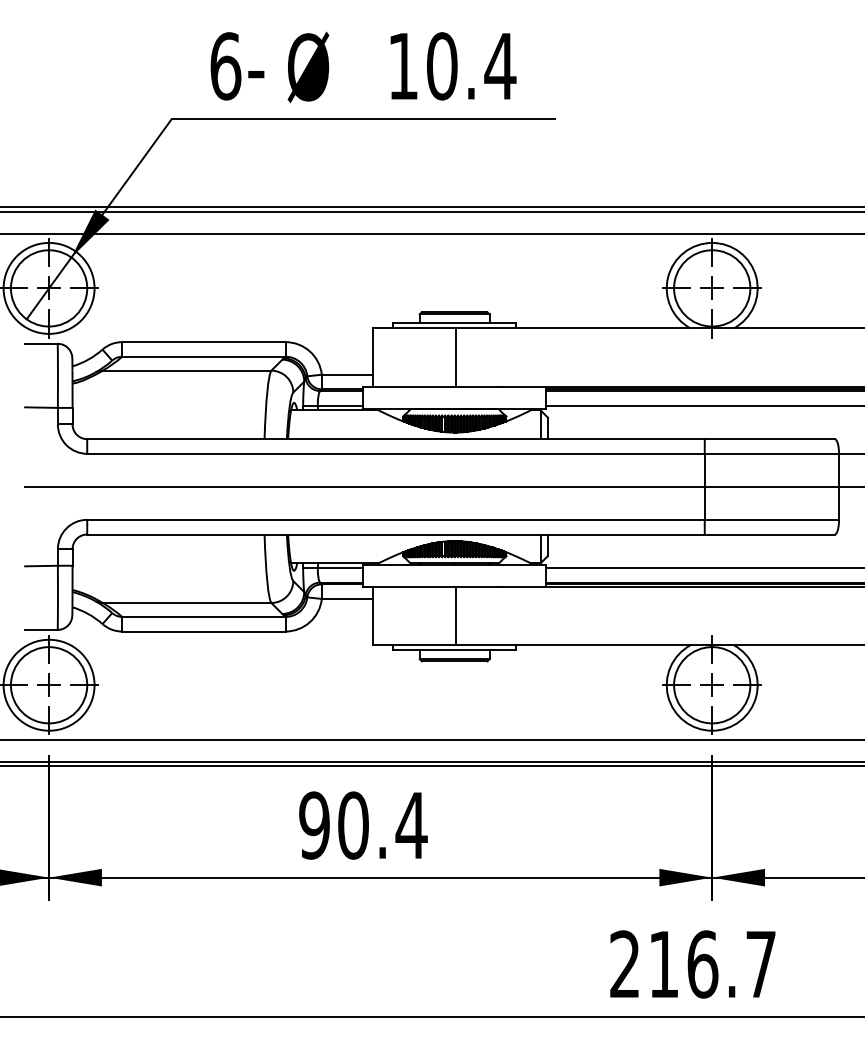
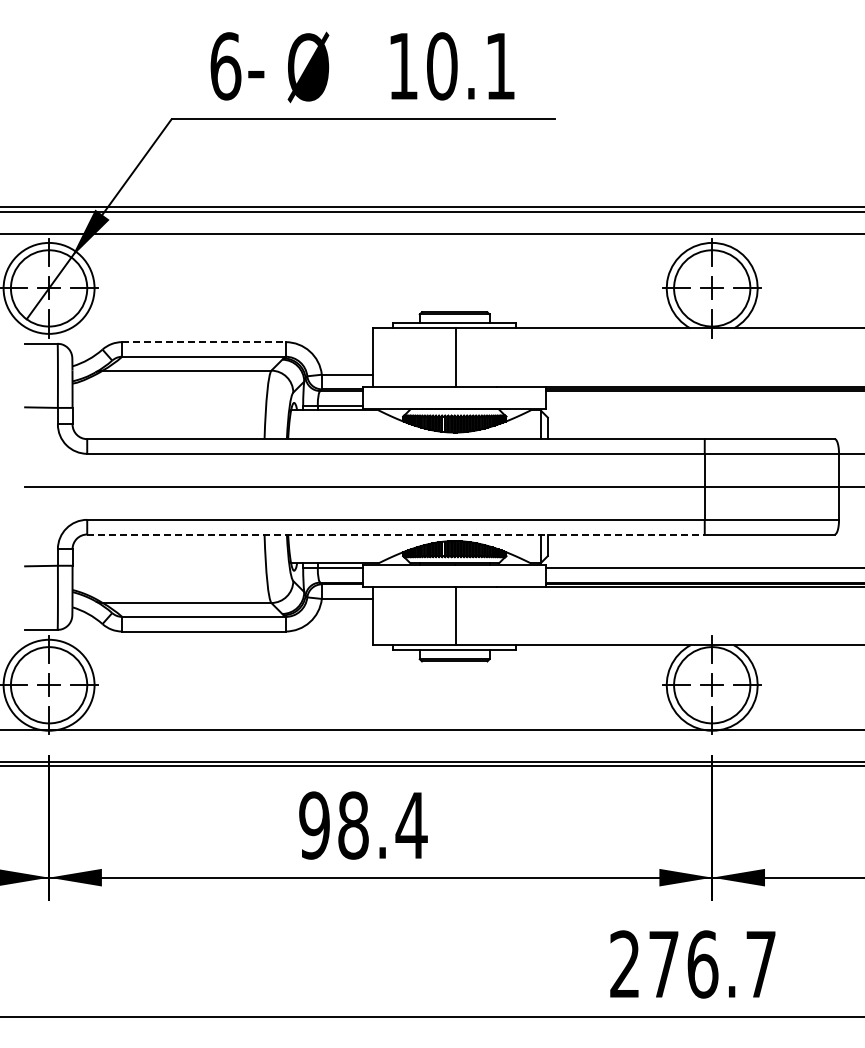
text: 10.4 -> 10.1 (500, 66)
line: solid -> dashed (203, 342)
line: present -> none (703, 405)
line: solid -> dashed (395, 534)
line position: (431, 739) -> (431, 729) (431, 729)
text: 90.4 -> 98.4 (353, 825)
text: 216.7 -> 276.7 (663, 964)
